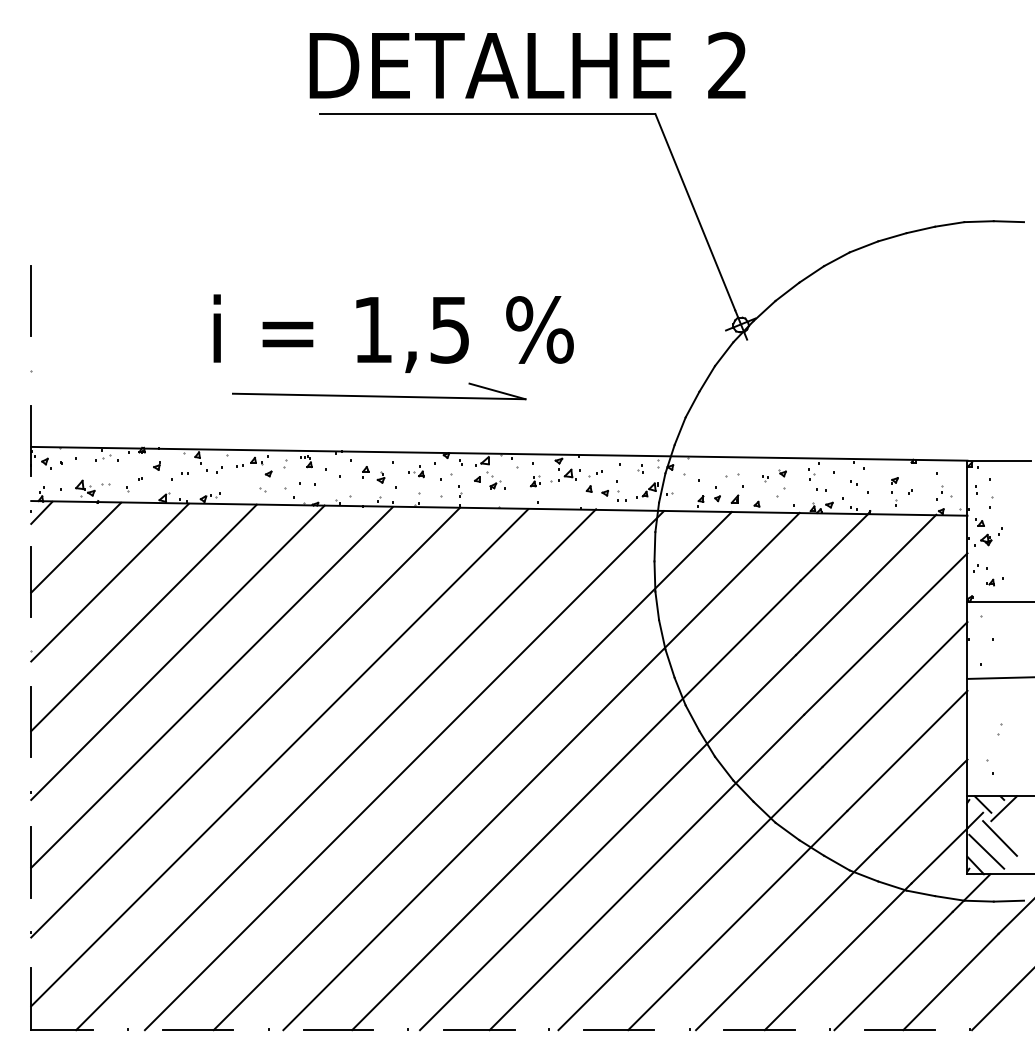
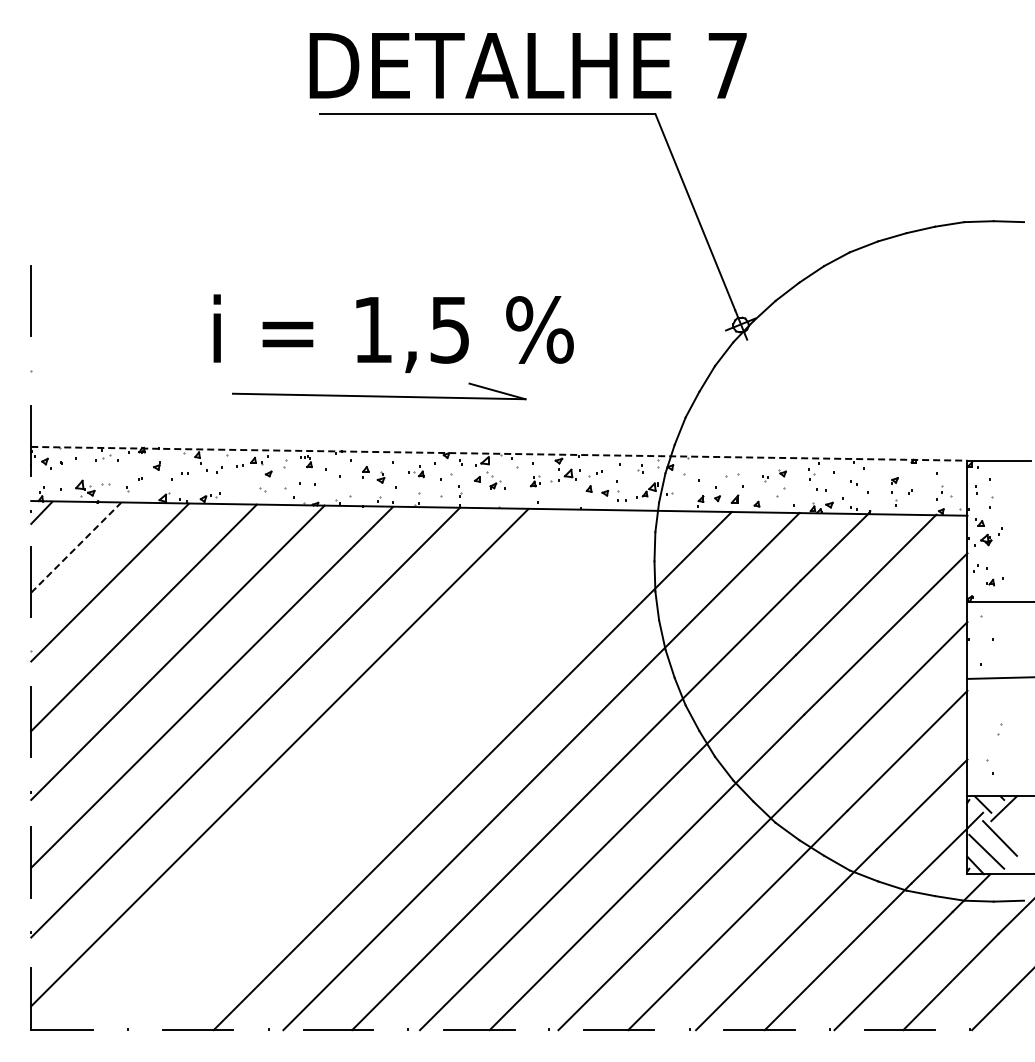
text: 2 -> 7 (727, 64)
line: solid -> dashed (499, 453)
line: solid -> dashed (76, 547)
line: present -> none (336, 769)
line: present -> none (403, 770)
